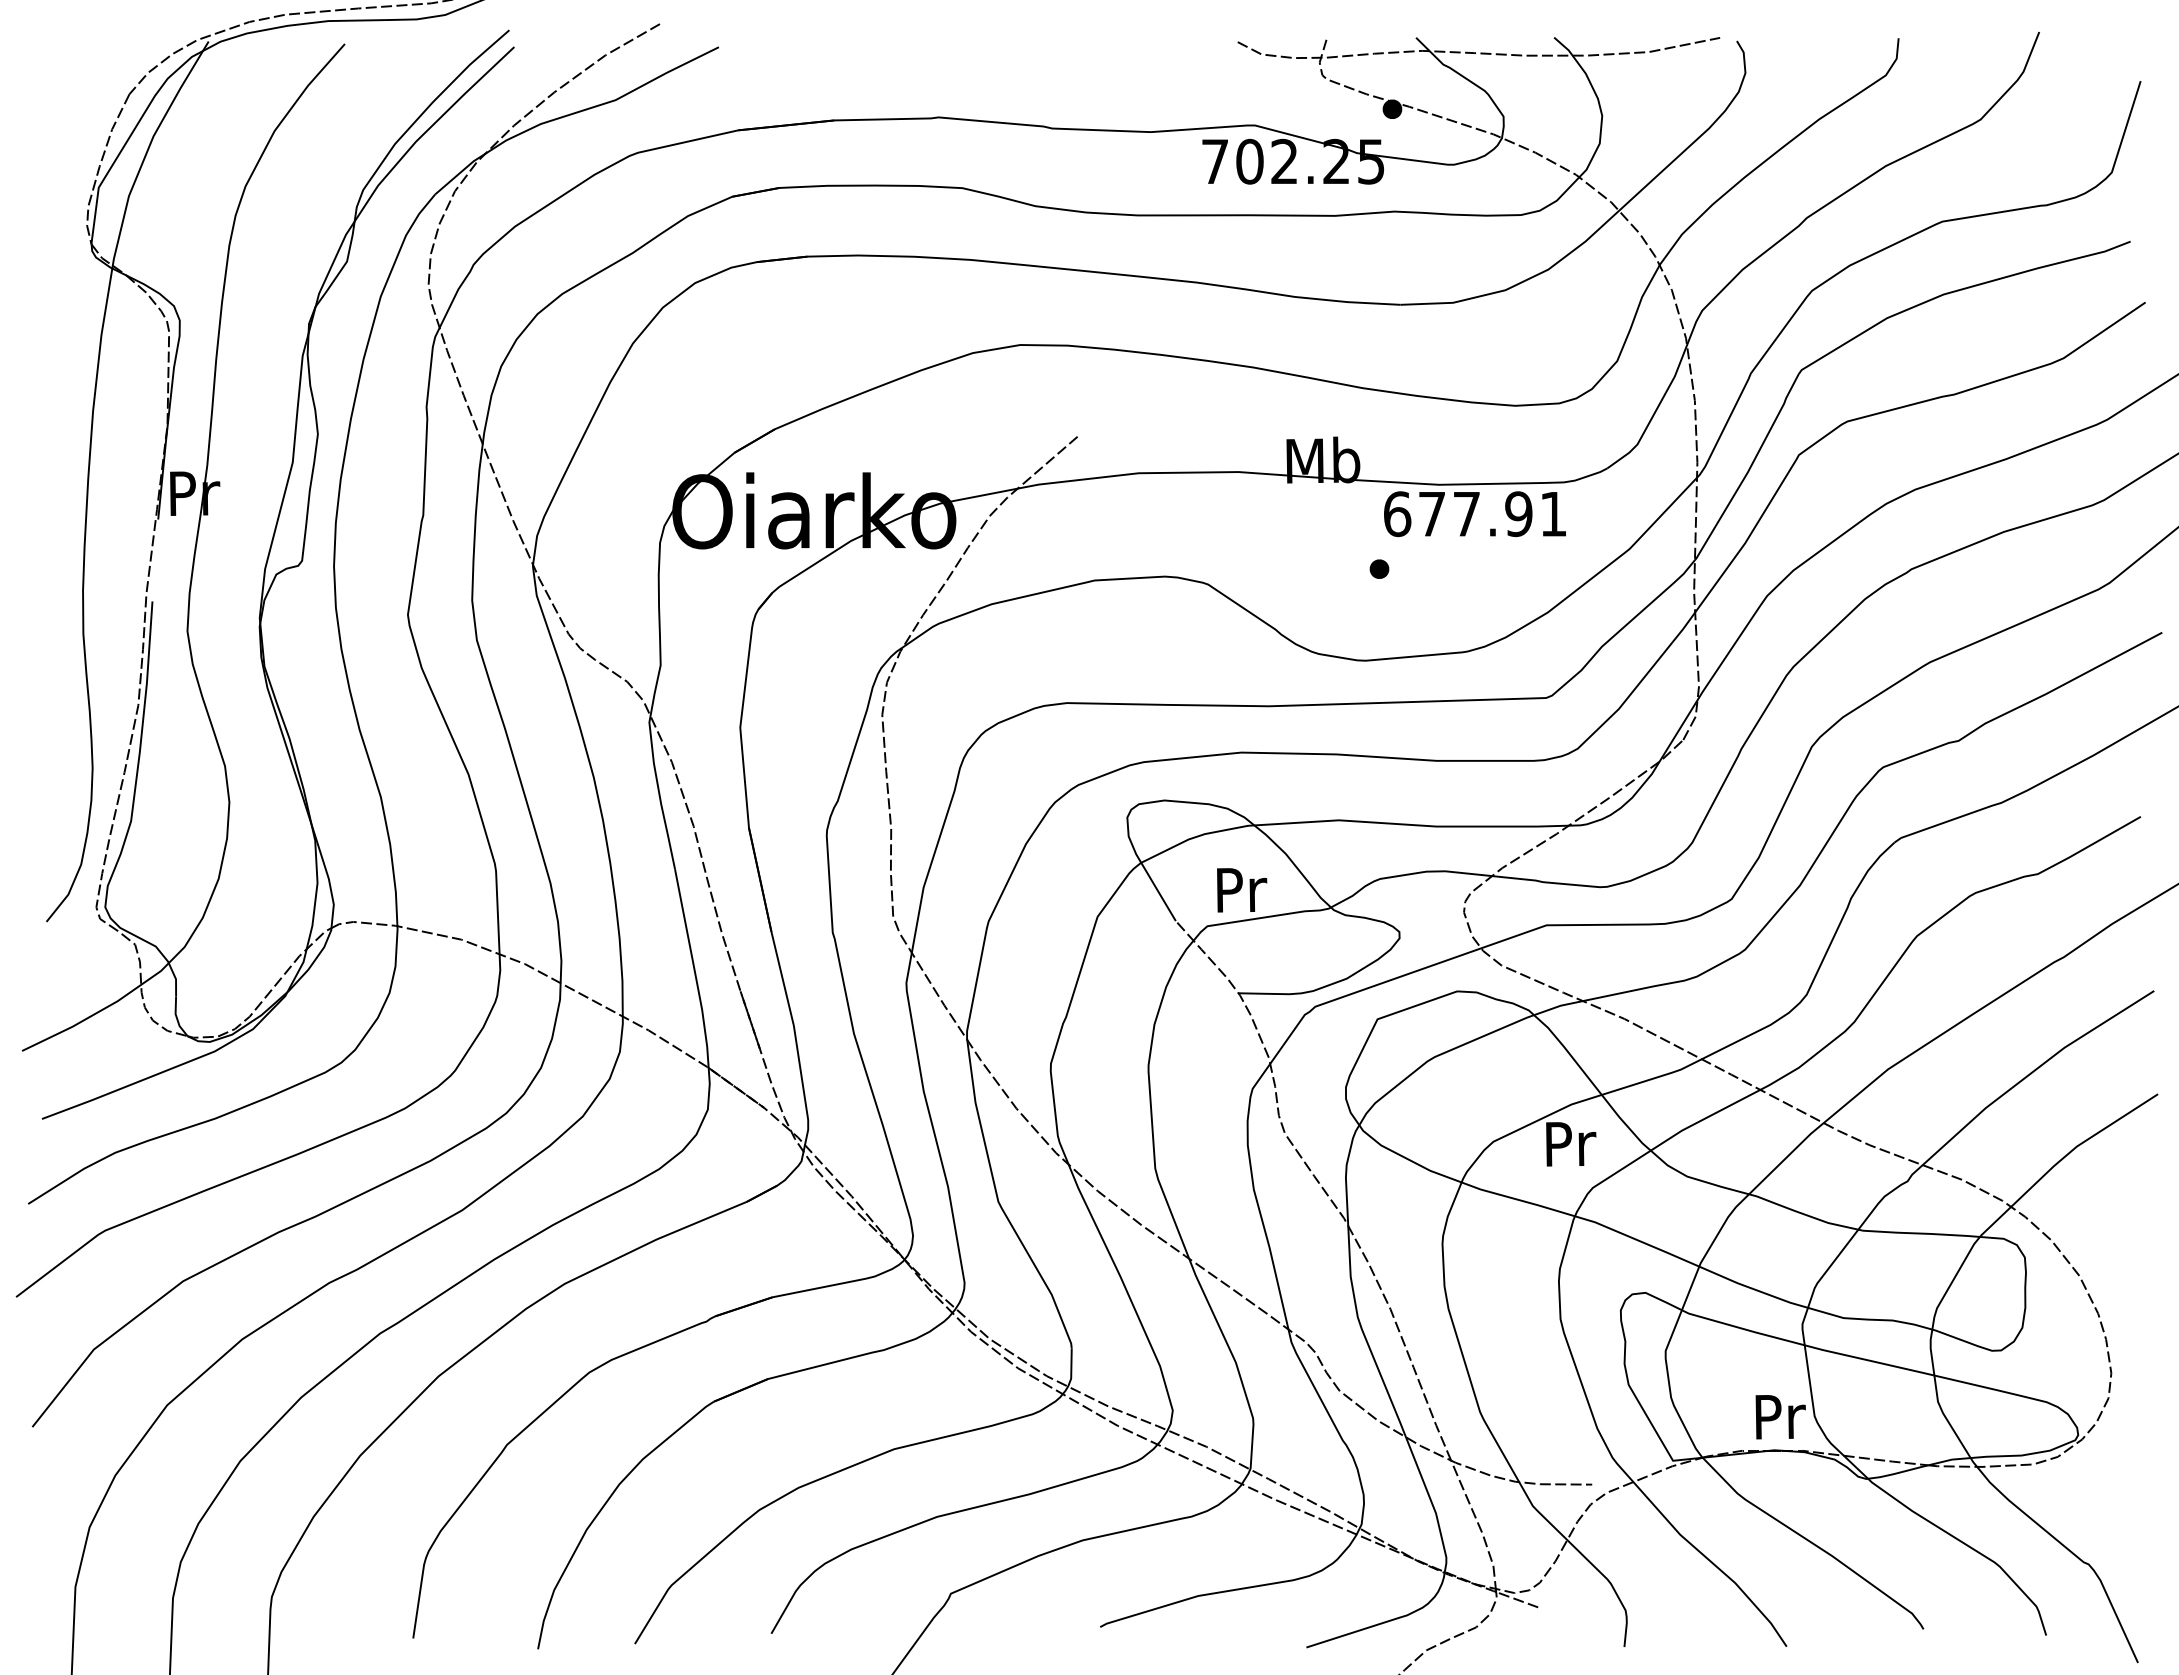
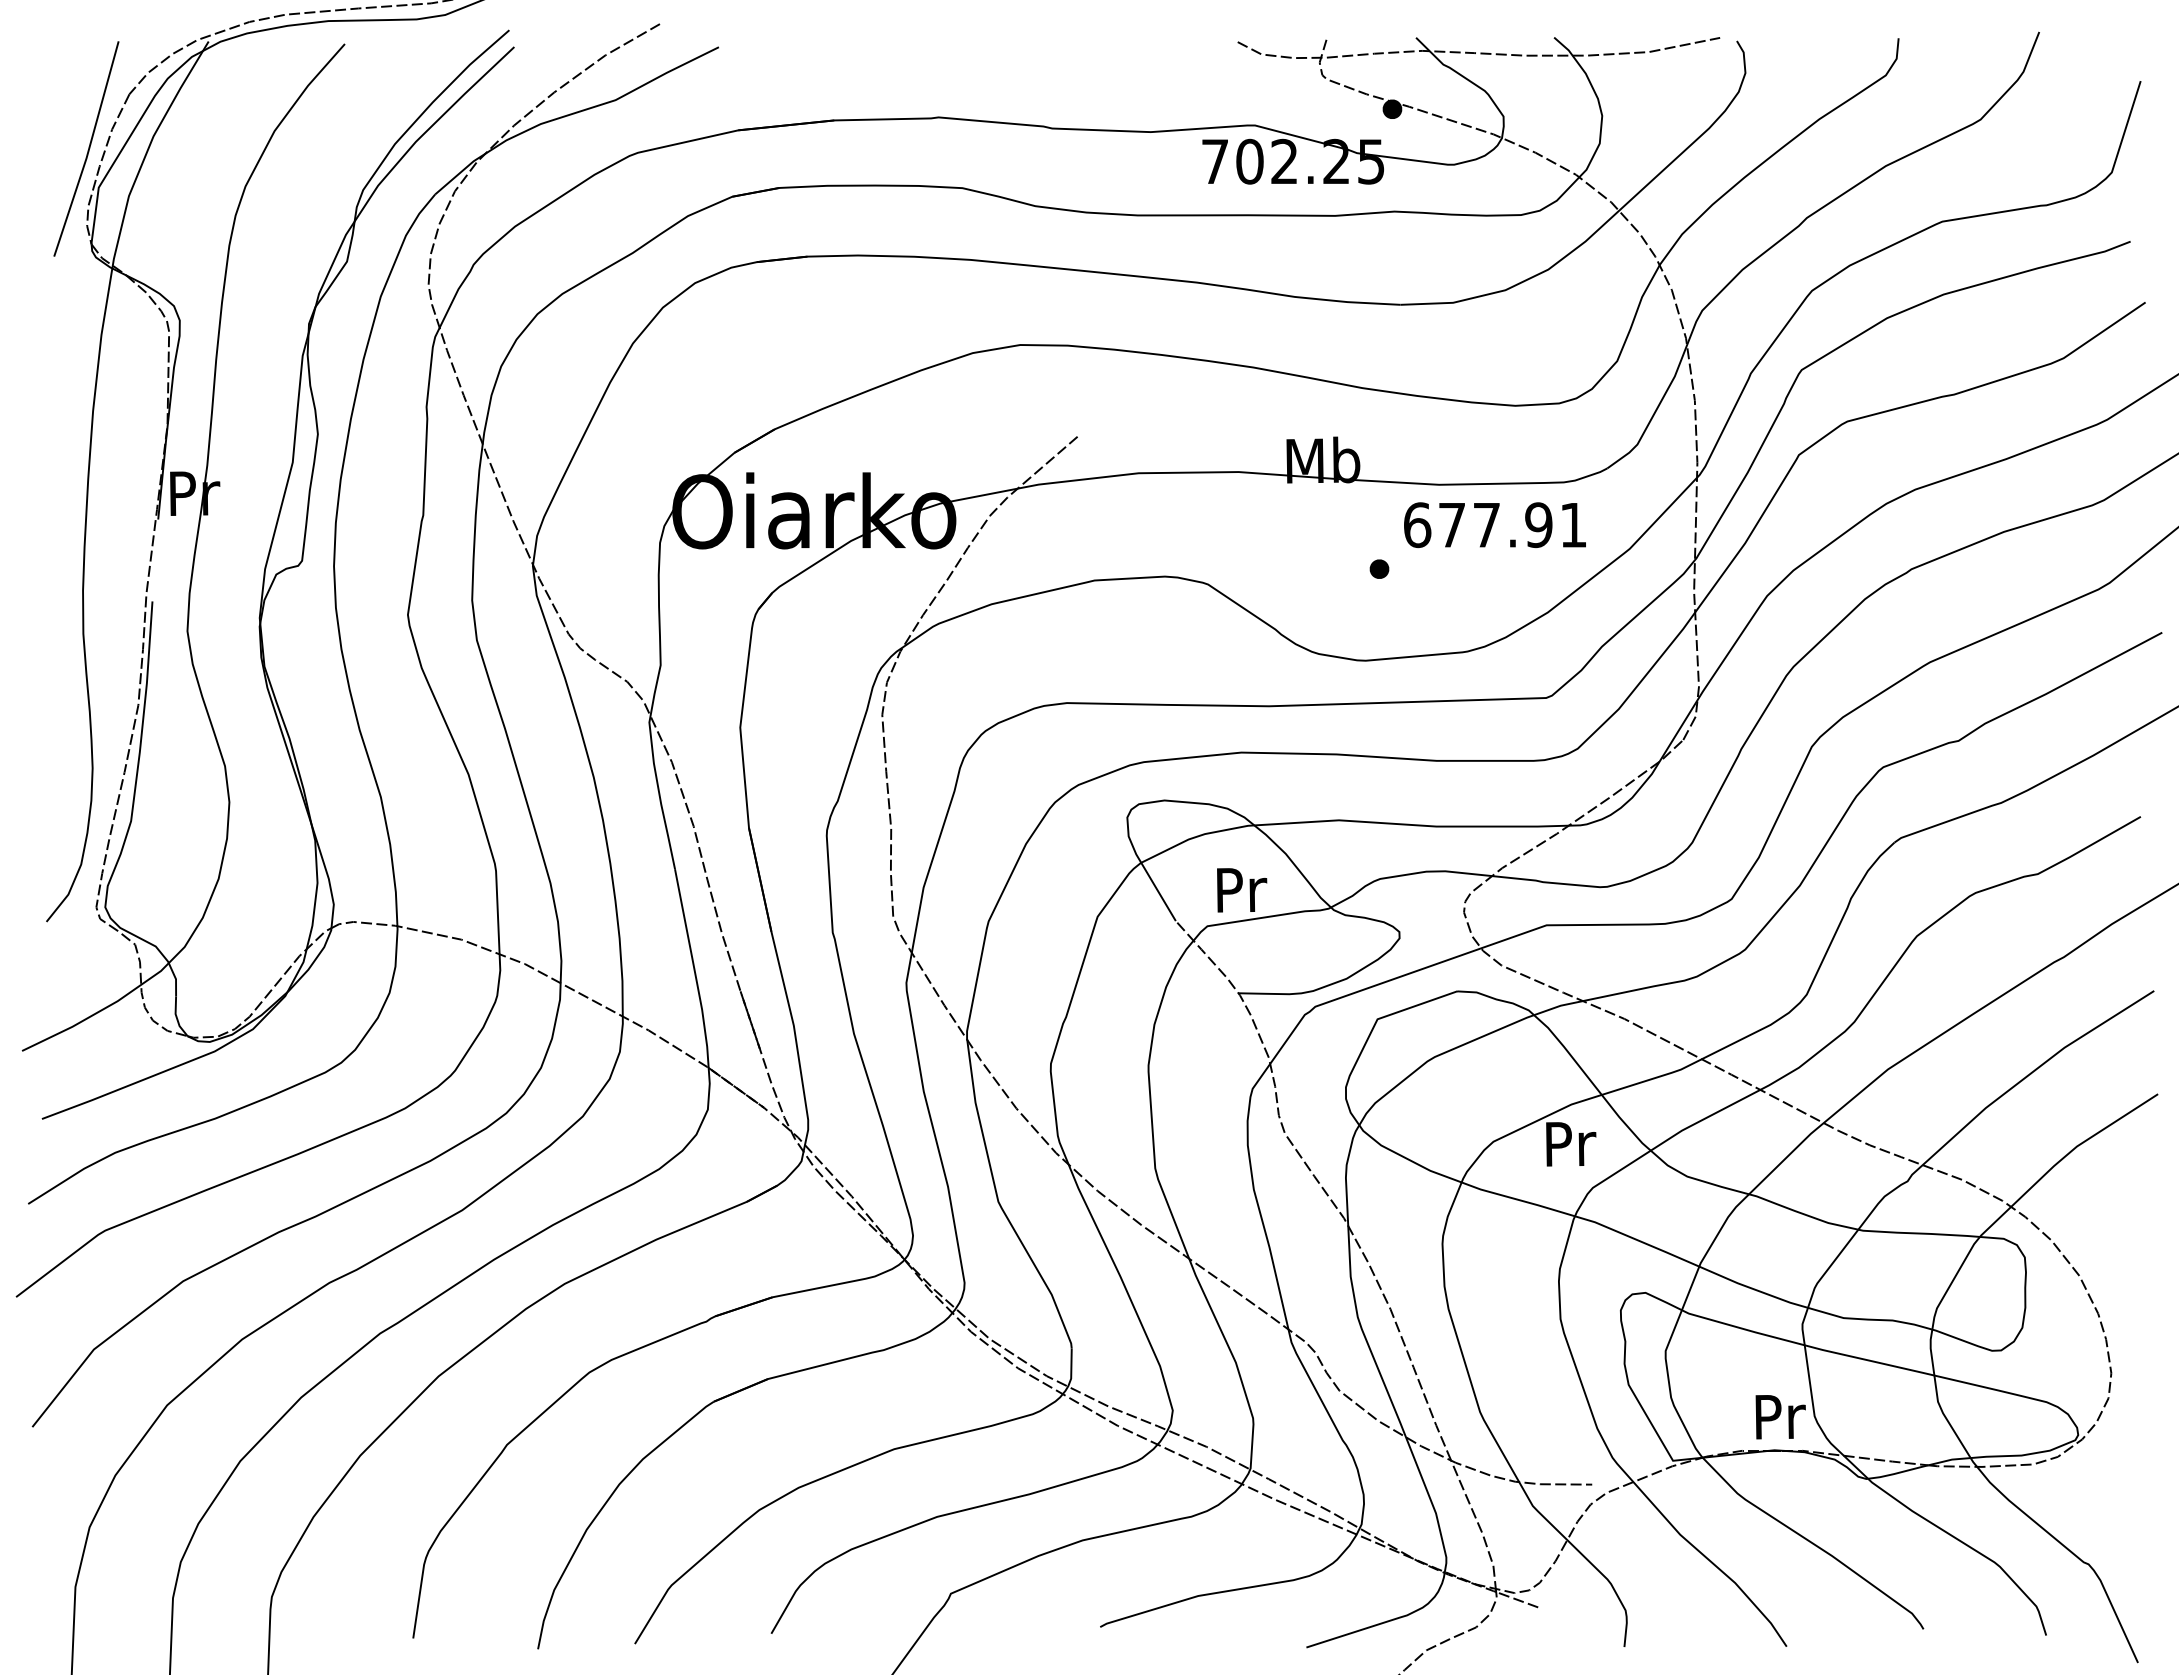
line: none -> present (88, 148)
text position: (1474, 514) -> (1494, 525) (1494, 525)
